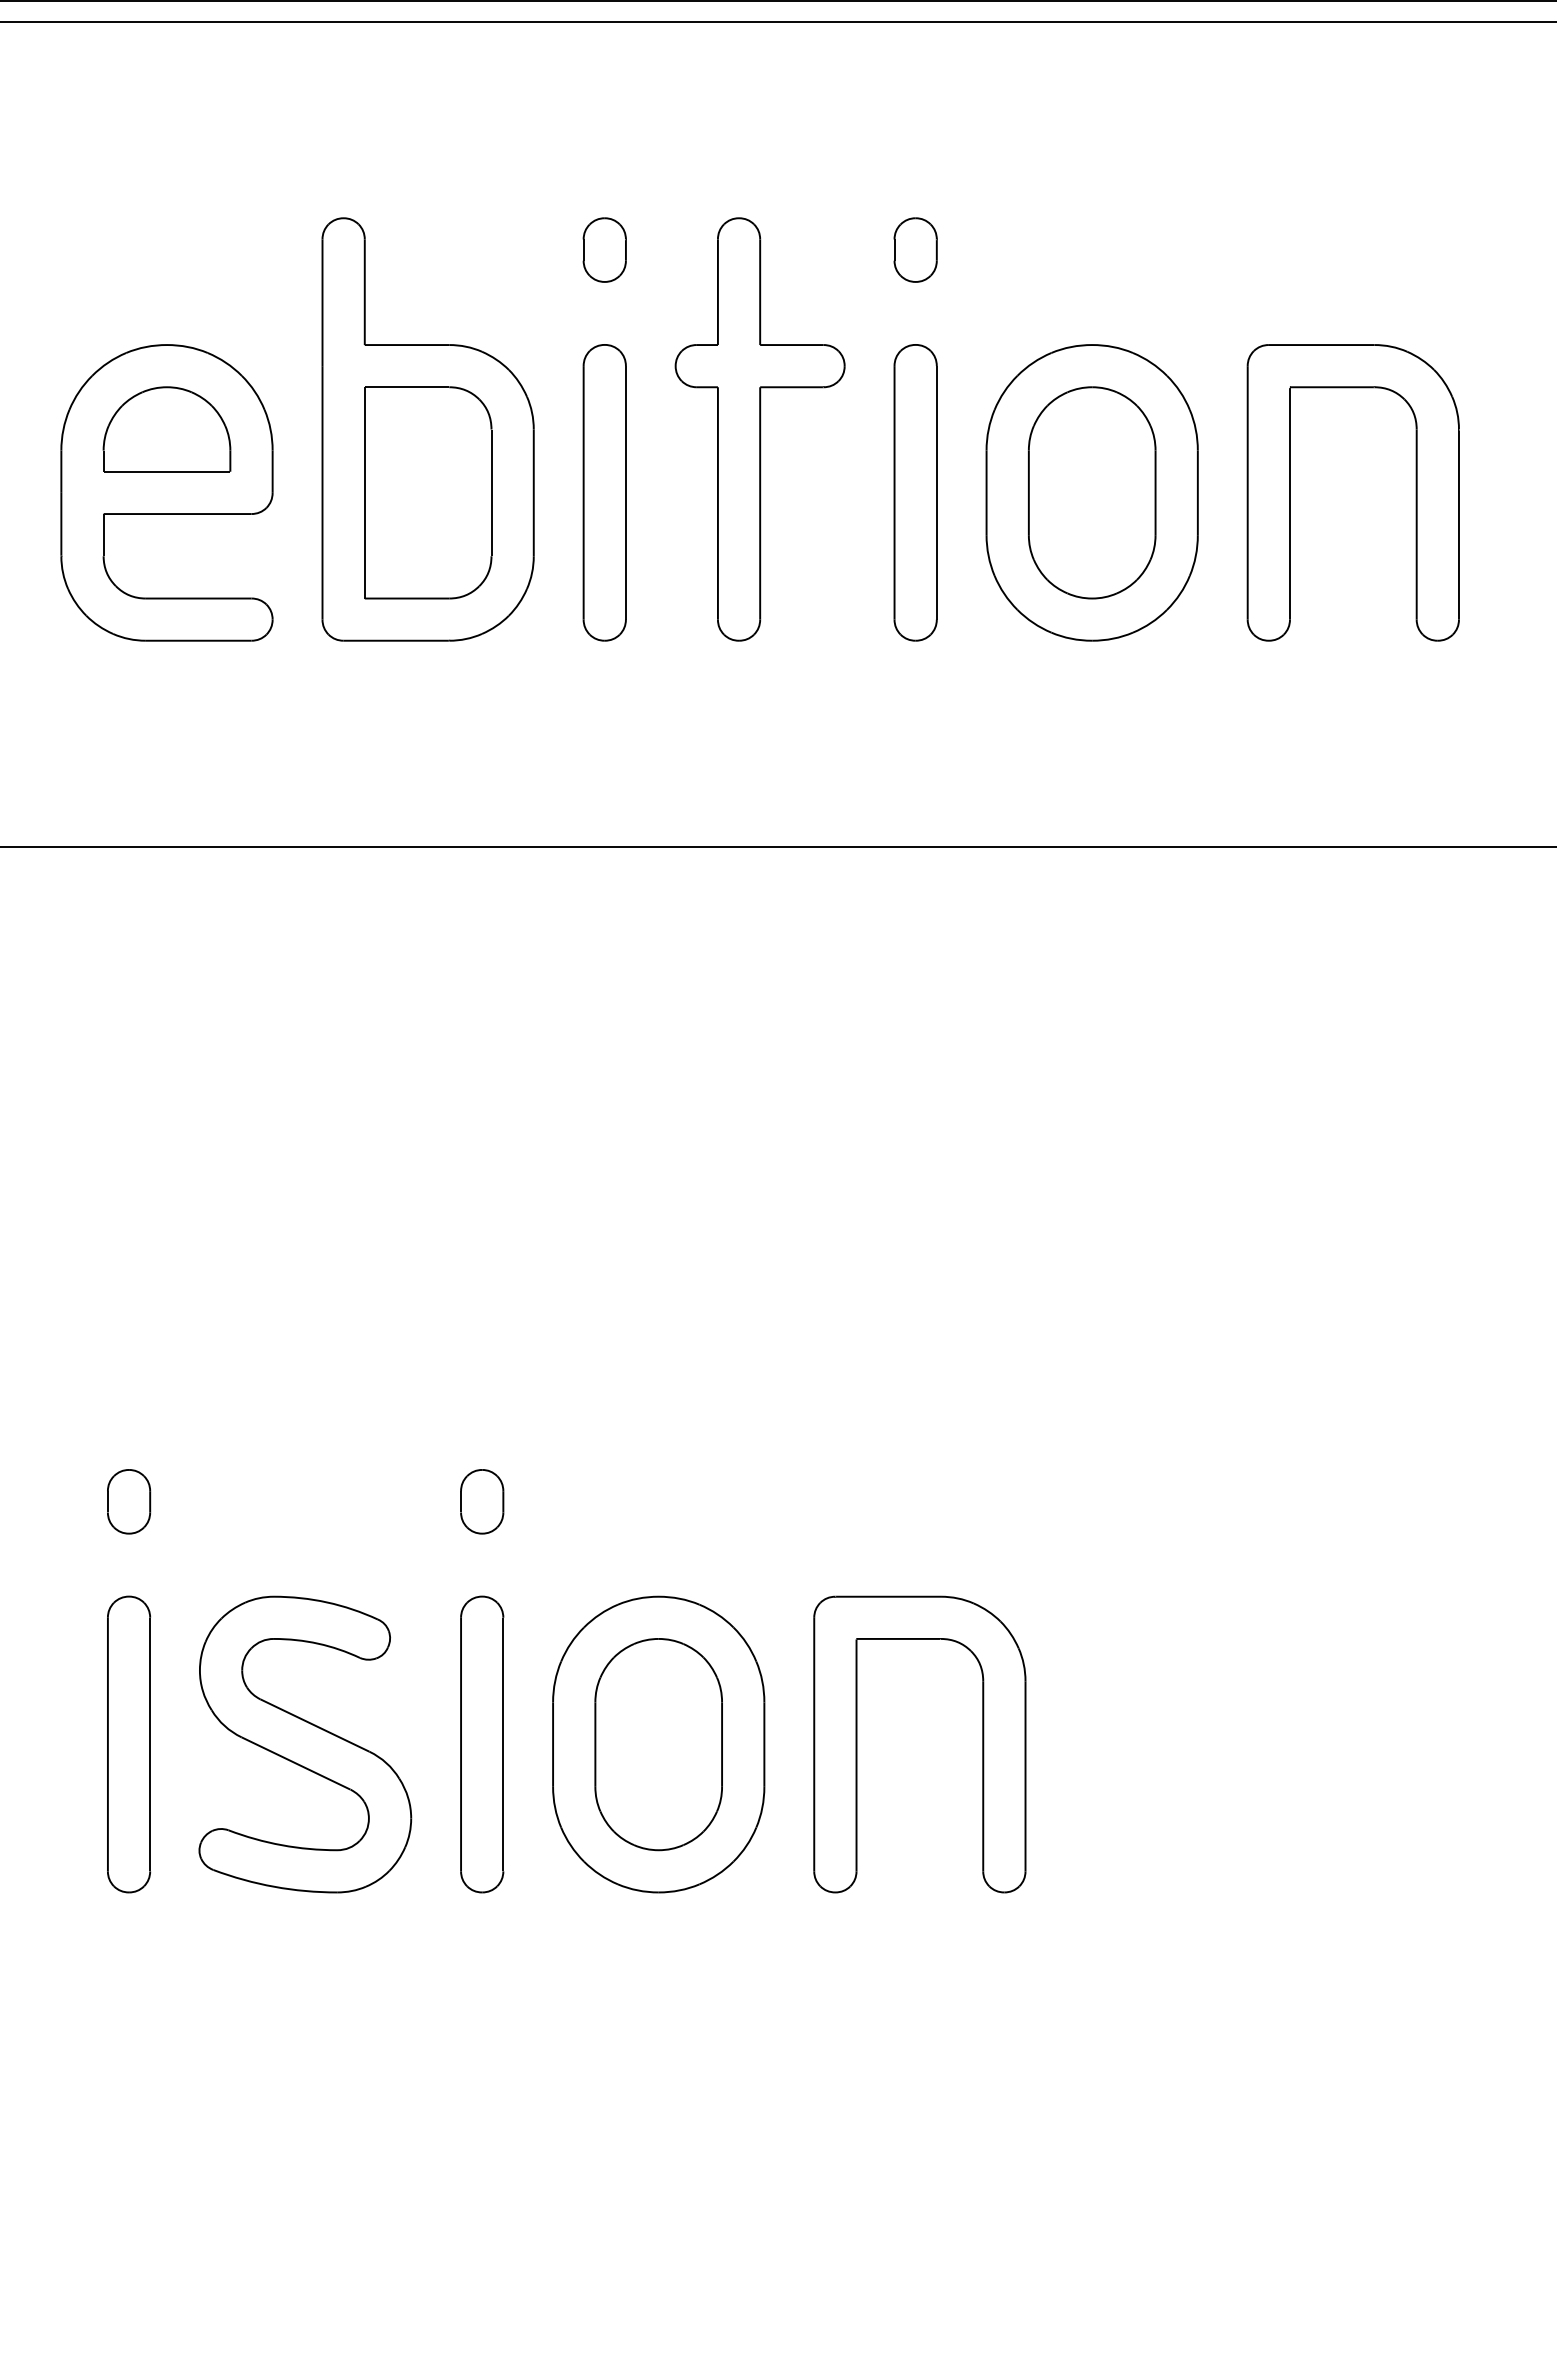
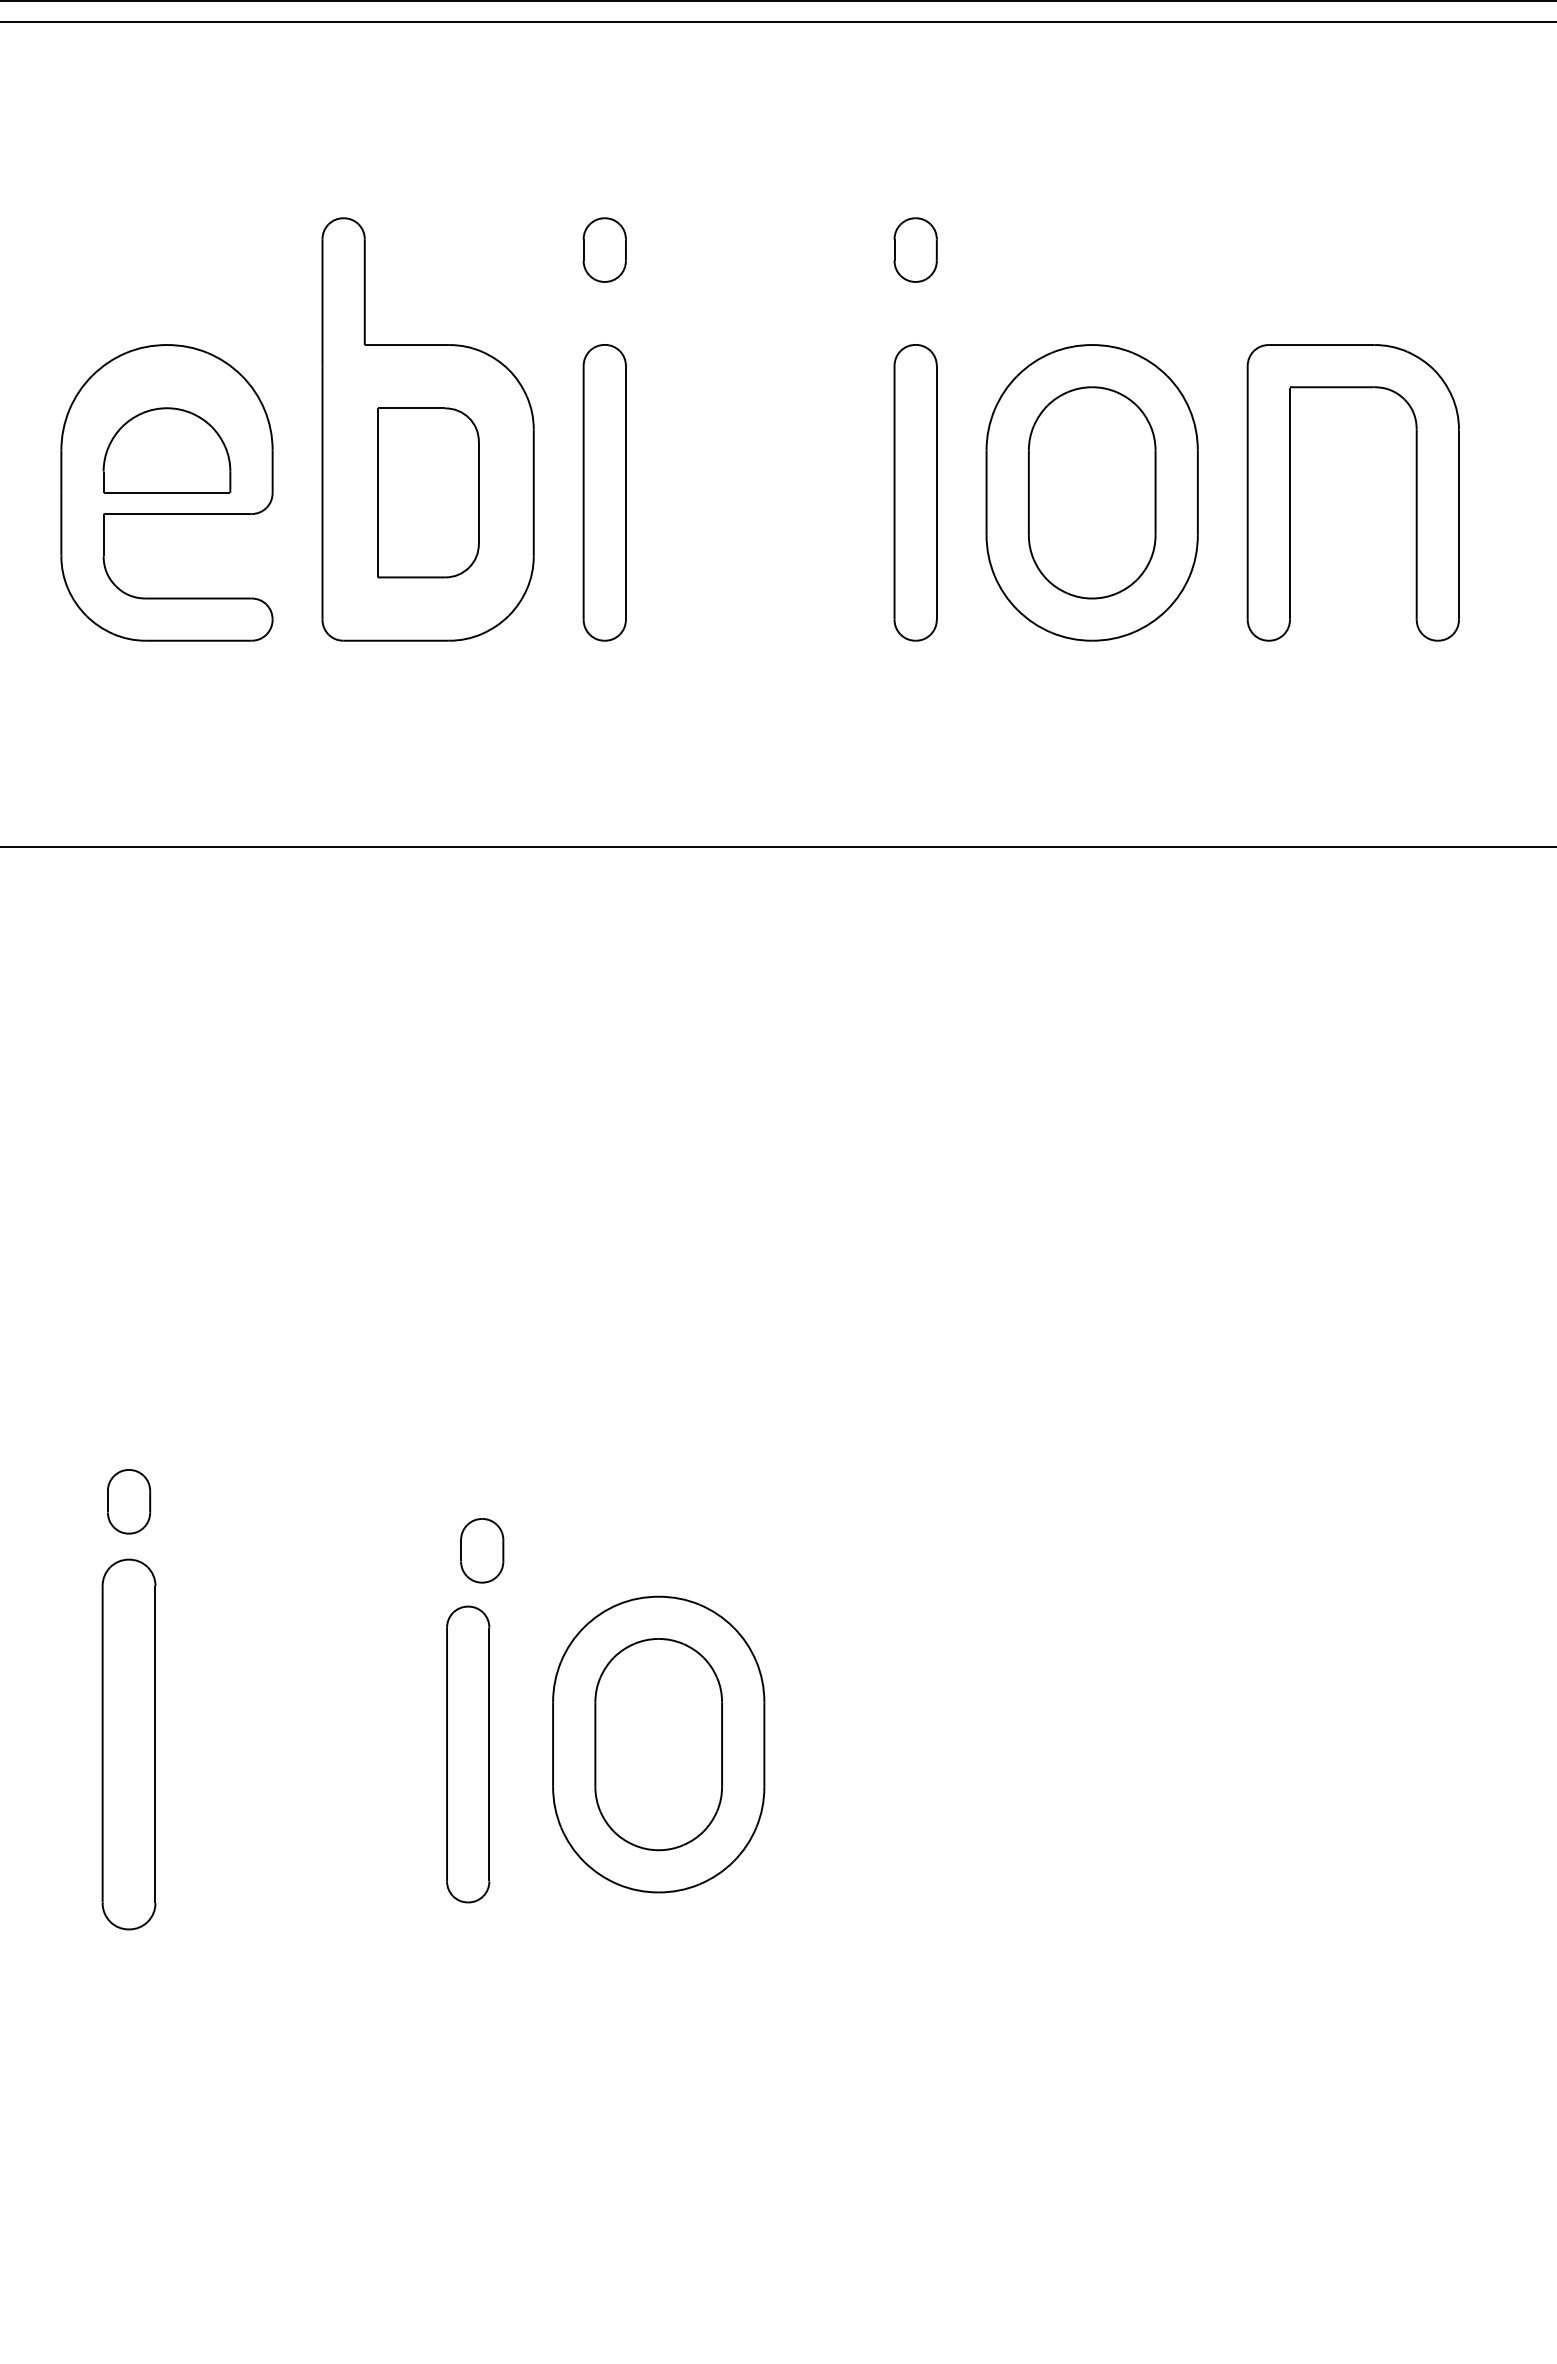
part position: (166, 429) -> (166, 450) (166, 450)
part: present -> none (759, 429)
part size: 129x214 px -> 103x172 px (428, 492)
part position: (482, 1501) -> (482, 1550) (482, 1550)
part size: 44x299 px -> 56x373 px (128, 1744)
part: present -> none (305, 1744)
part position: (482, 1744) -> (468, 1754) (468, 1754)
part: present -> none (857, 1744)
